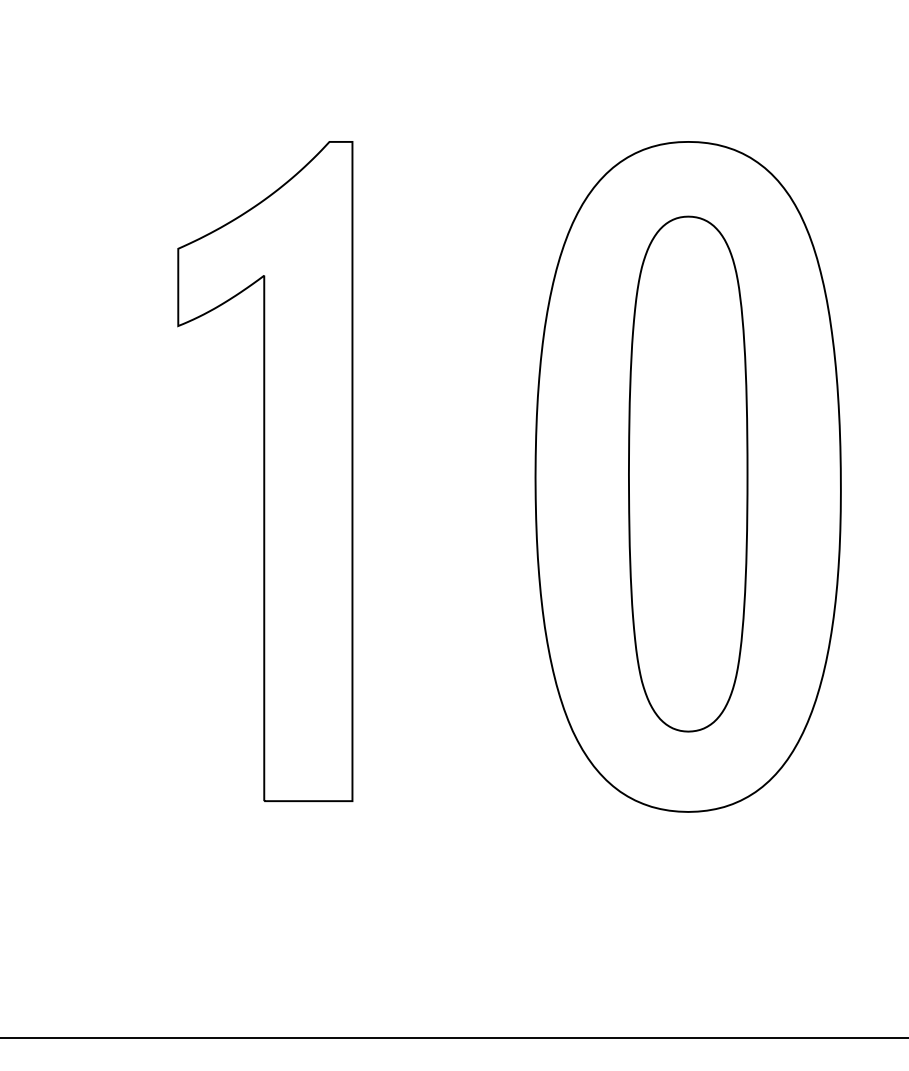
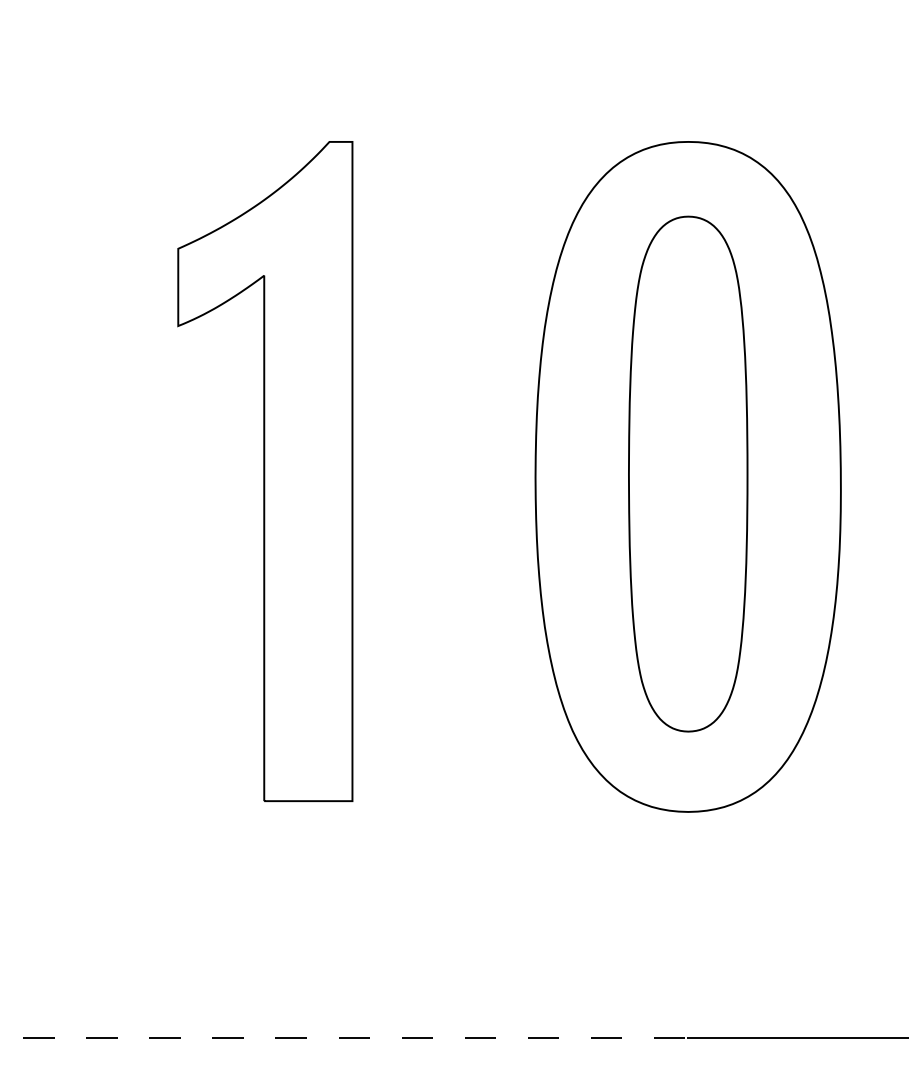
line: solid -> dashed (344, 1037)
